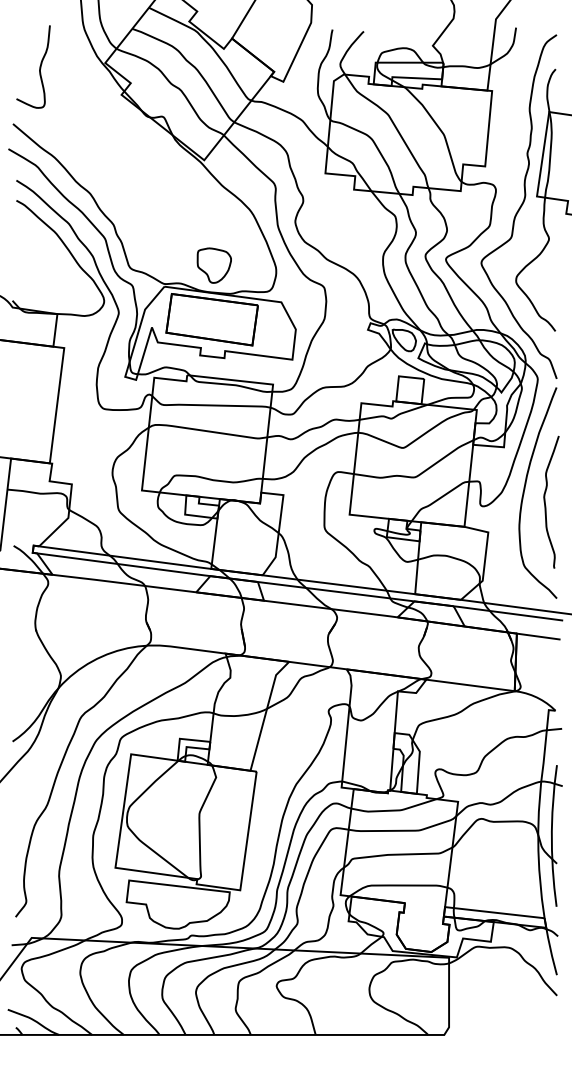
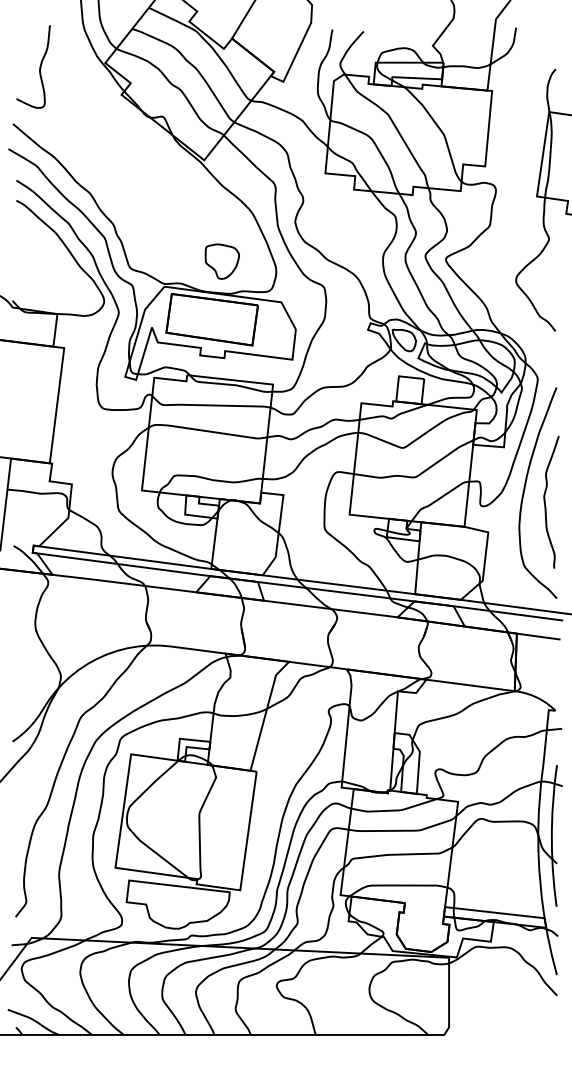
curve: present -> none (519, 206)
part position: (213, 265) -> (221, 261) (221, 261)
